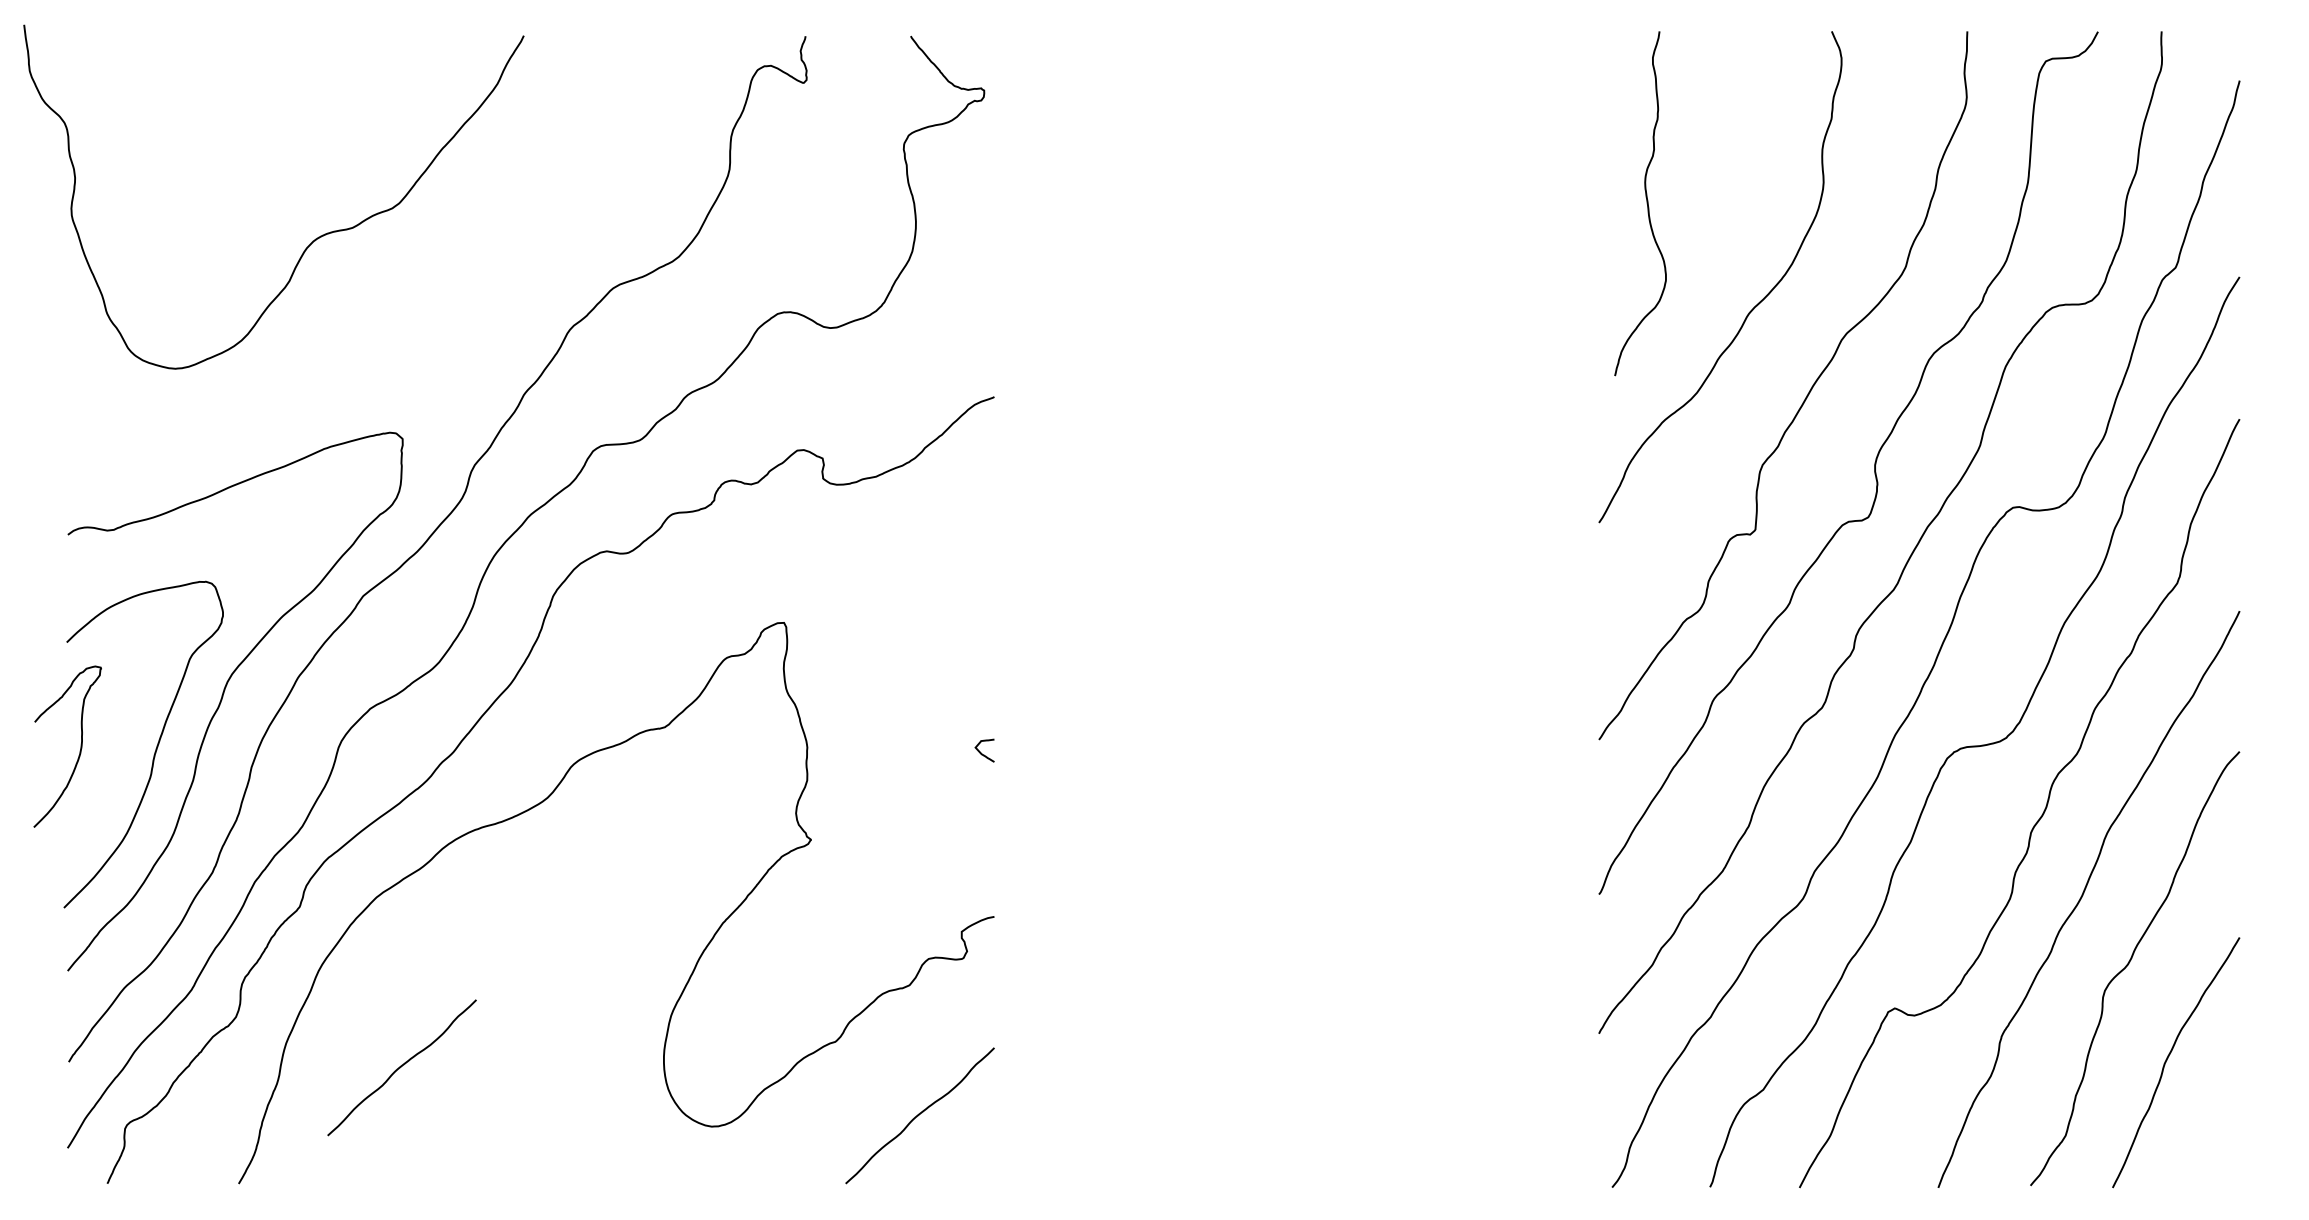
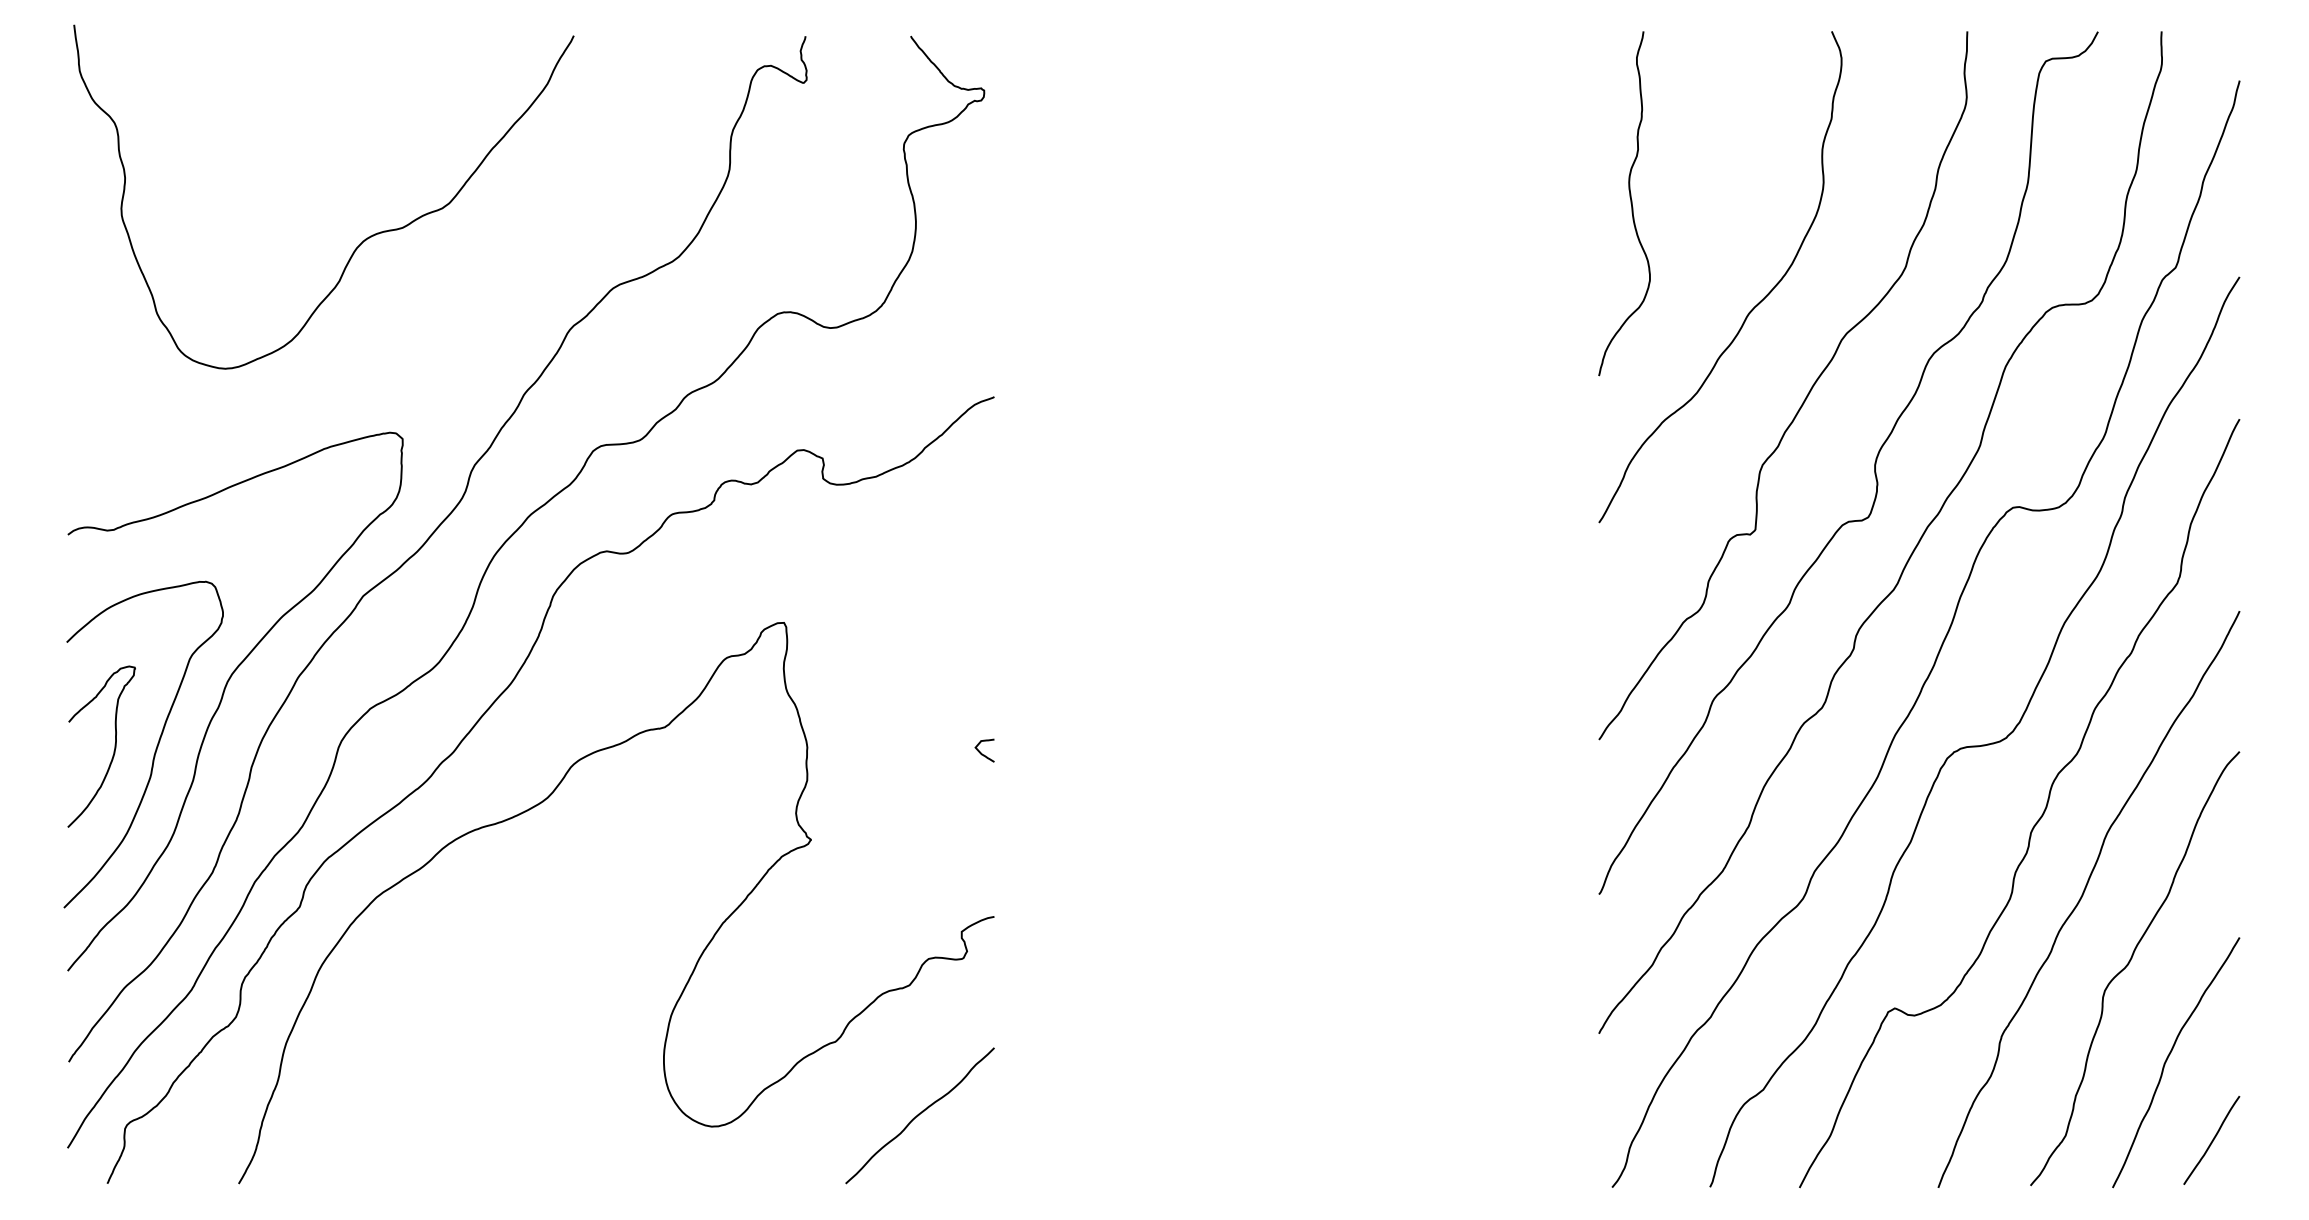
curve position: (1646, 203) -> (1630, 203) (1630, 203)
curve position: (315, 238) -> (365, 238) (365, 238)
curve position: (80, 746) -> (114, 746) (114, 746)
curve: present -> none (401, 1067)
curve: none -> present (2211, 1140)
